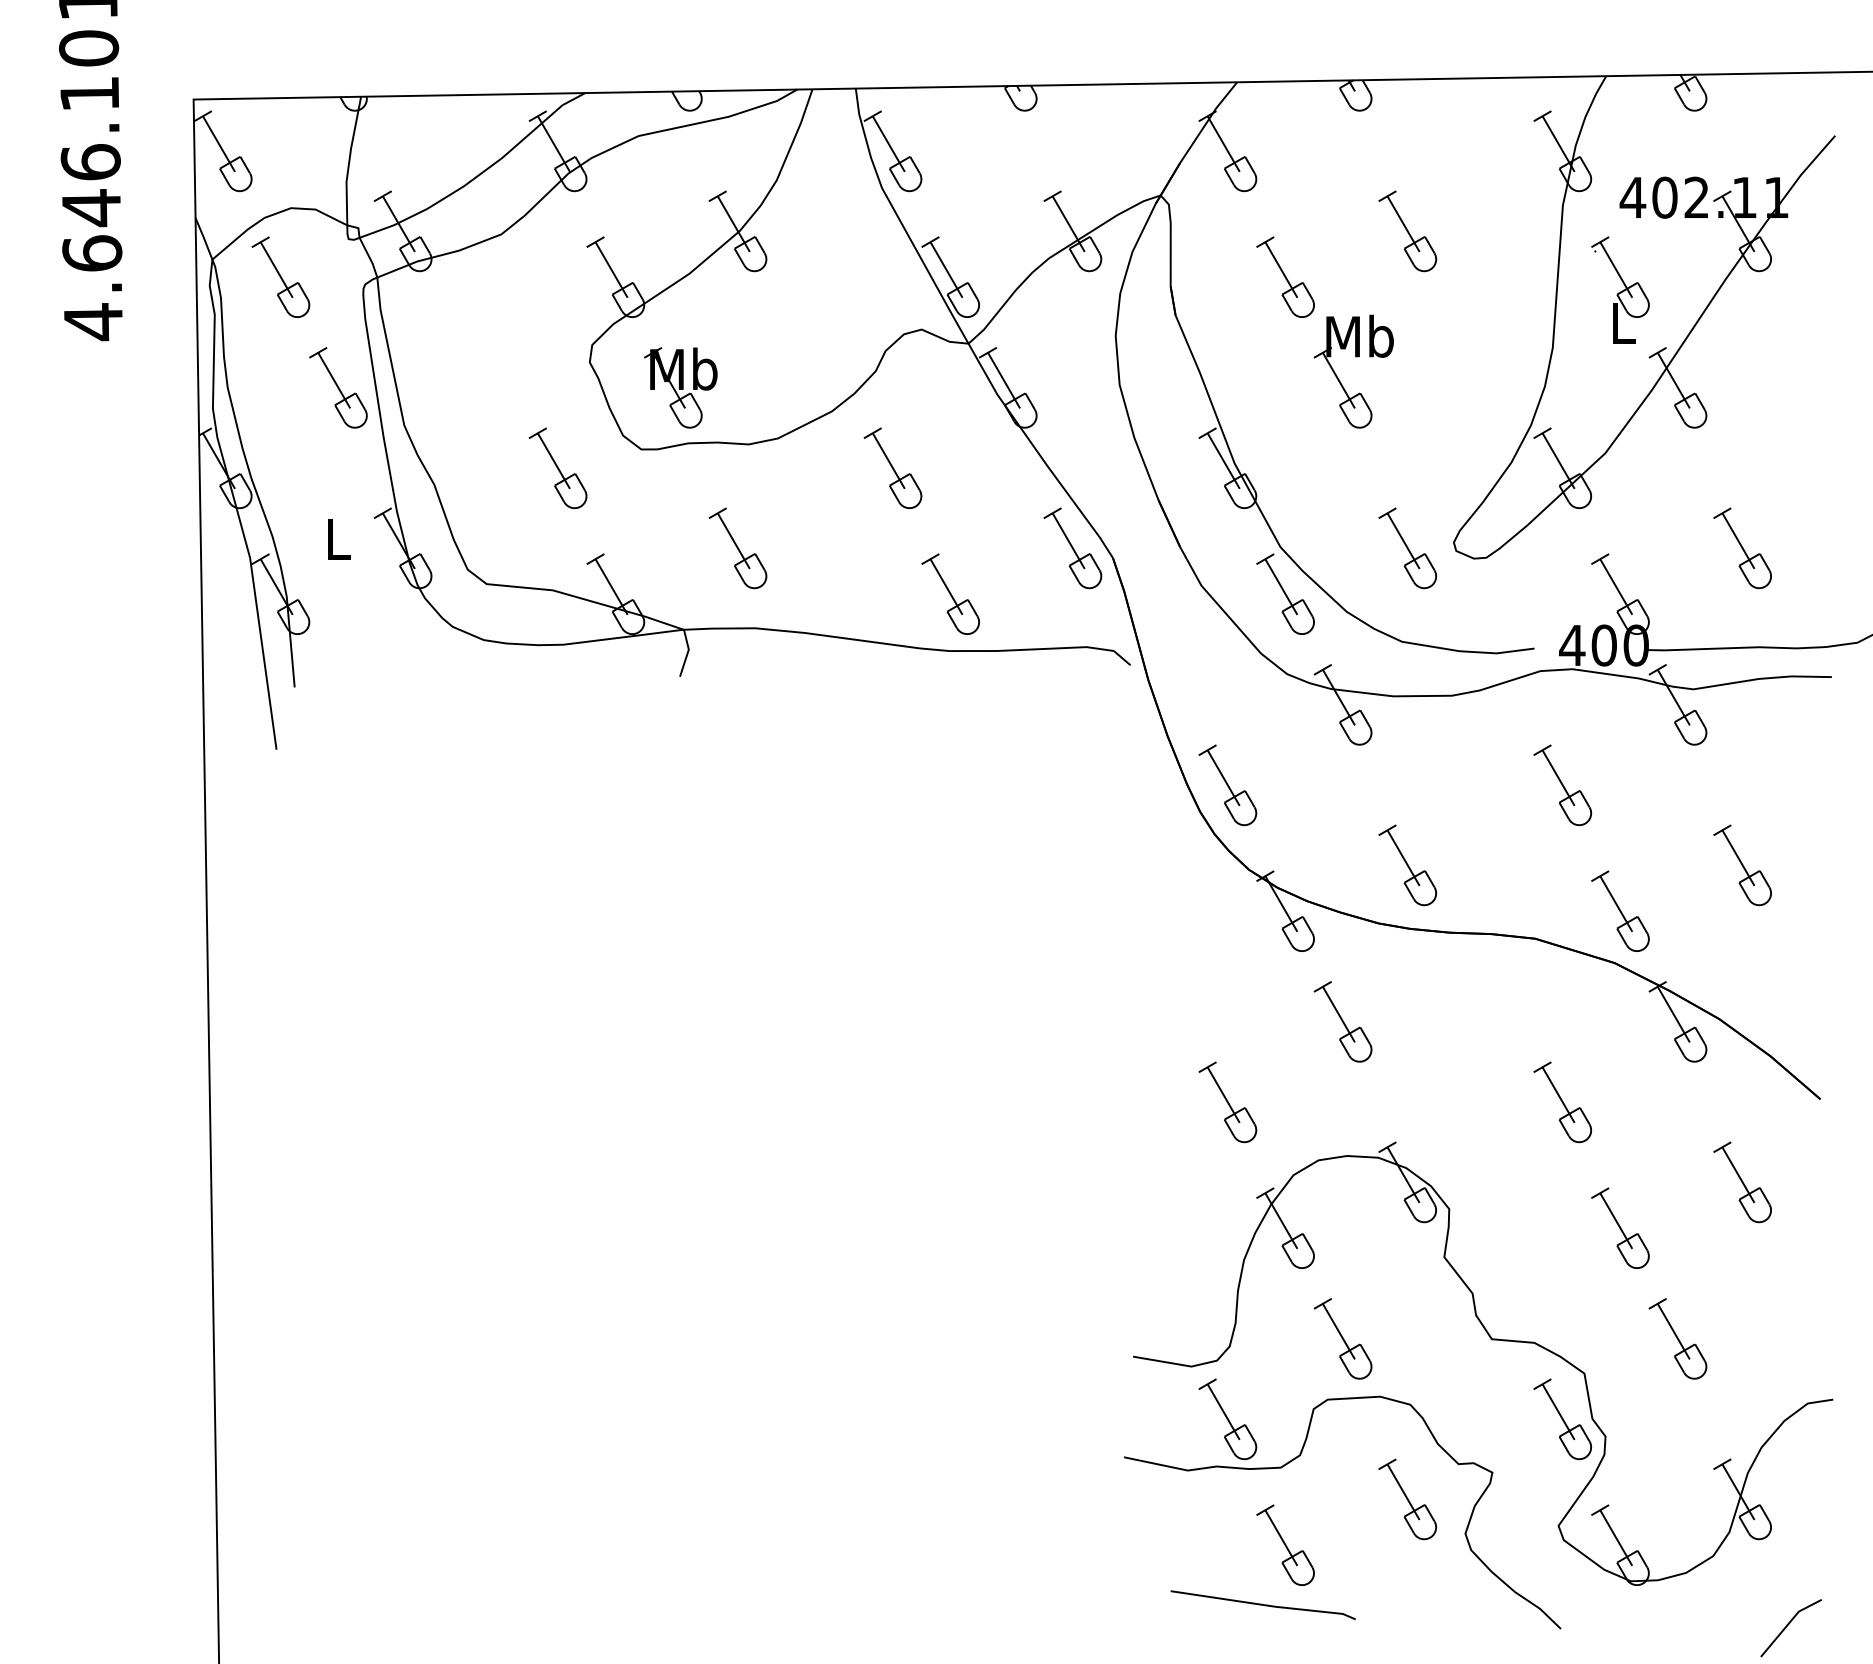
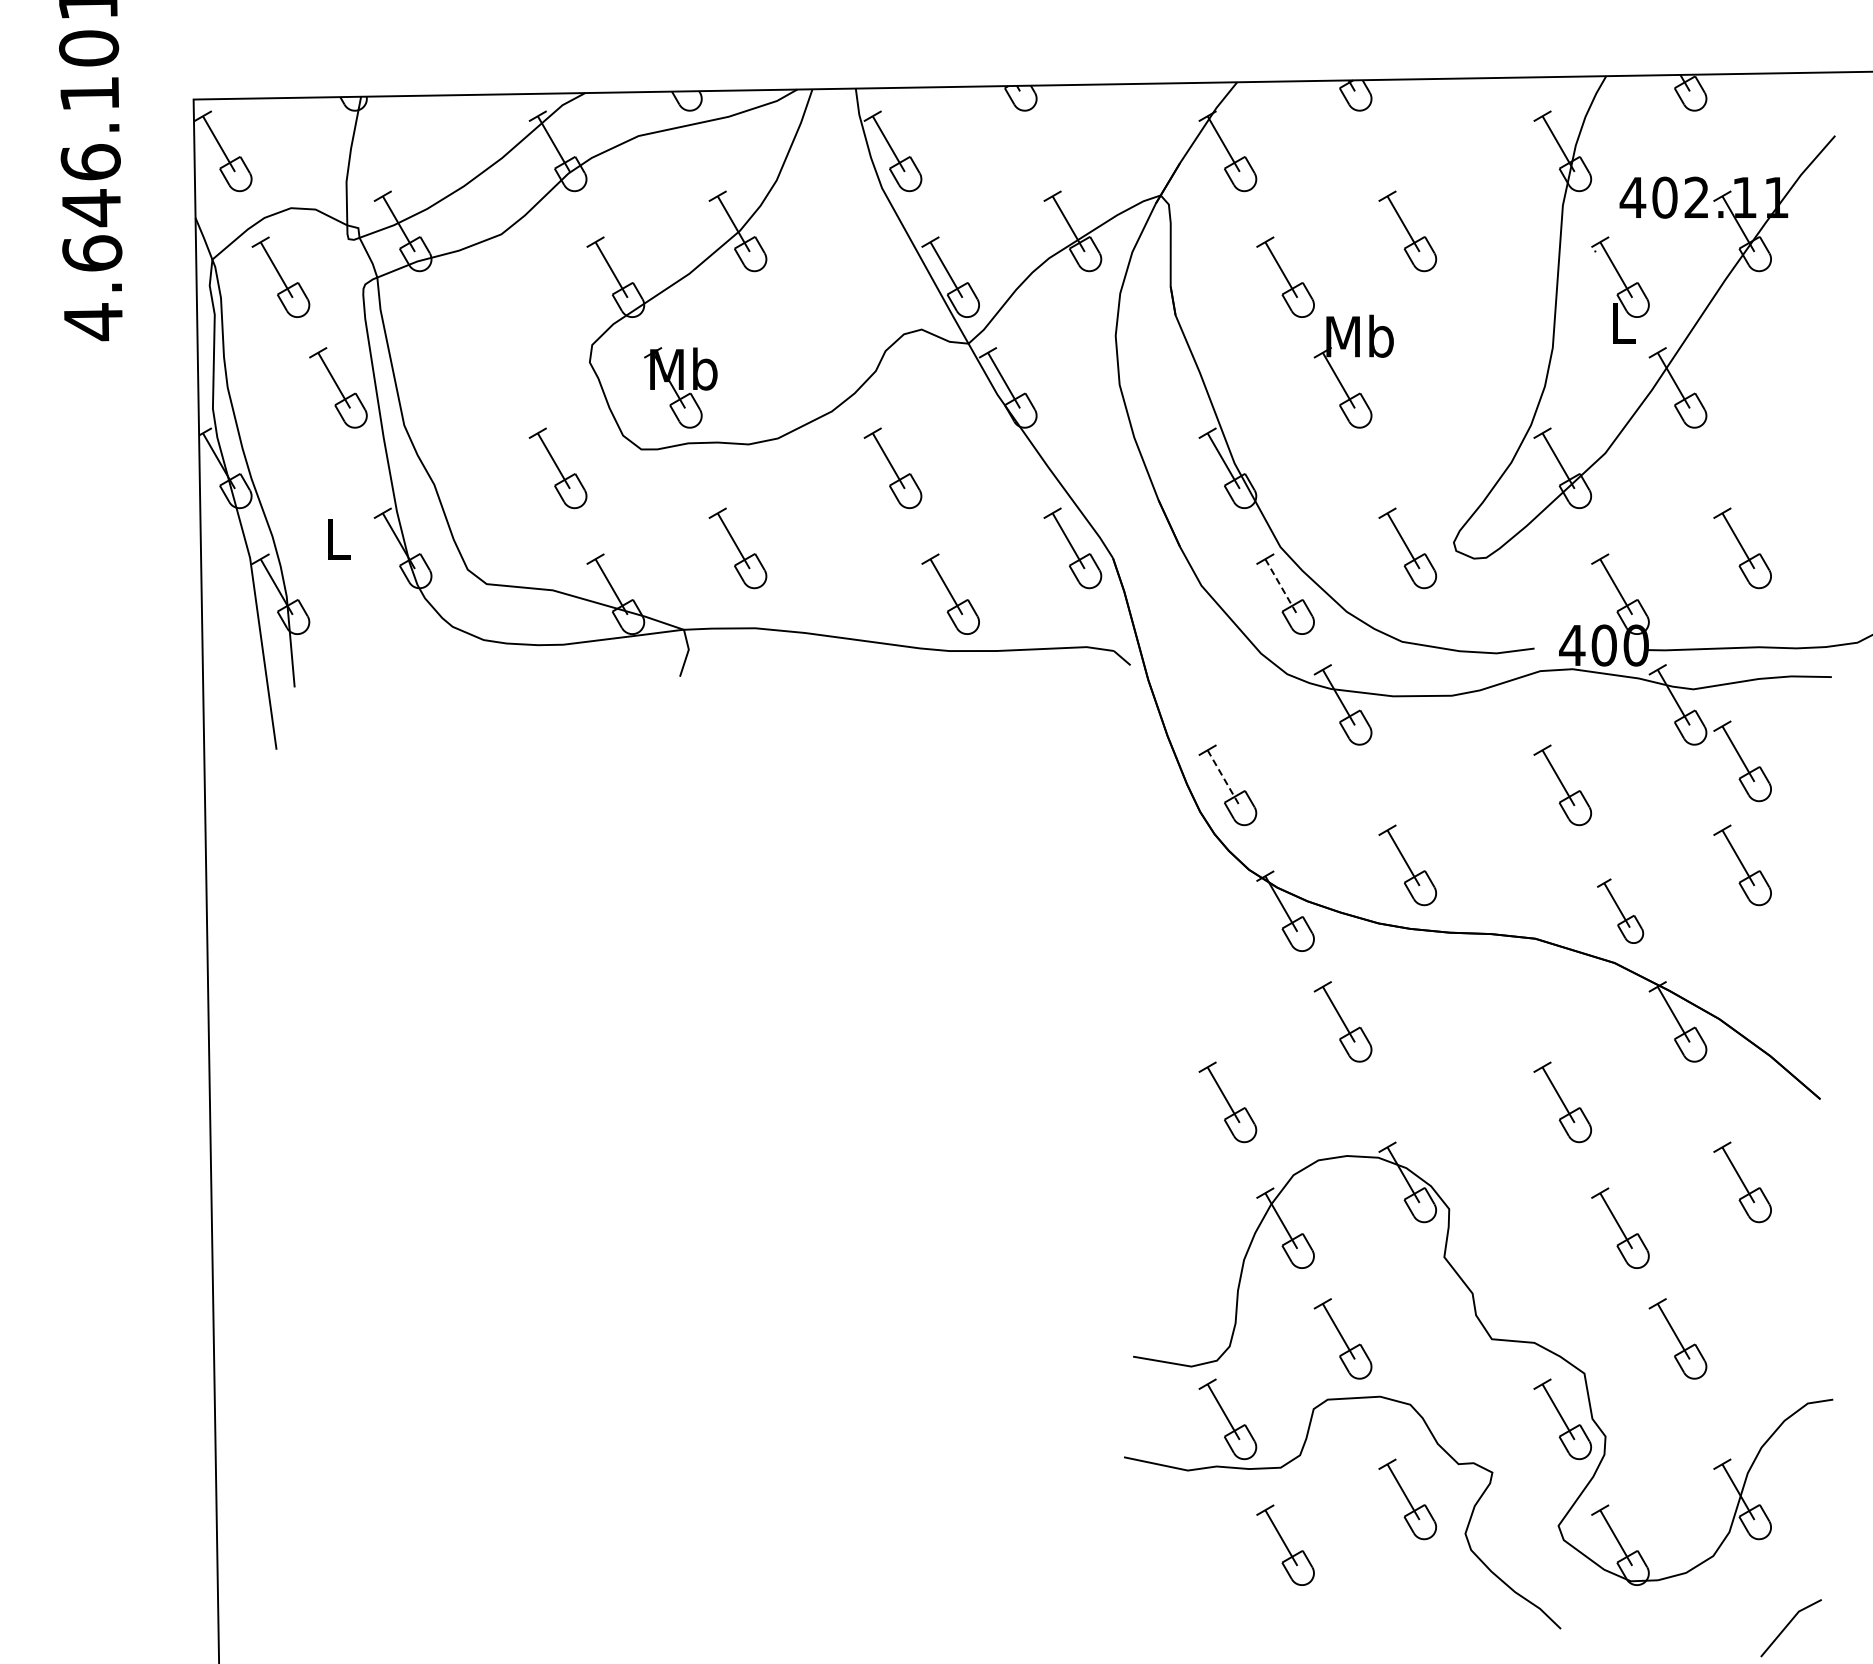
line: solid -> dashed (1281, 587)
part: none -> present (1742, 761)
line: solid -> dashed (1223, 778)
part size: 59x82 px -> 48x66 px (1620, 910)
line: present -> none (1262, 1605)
